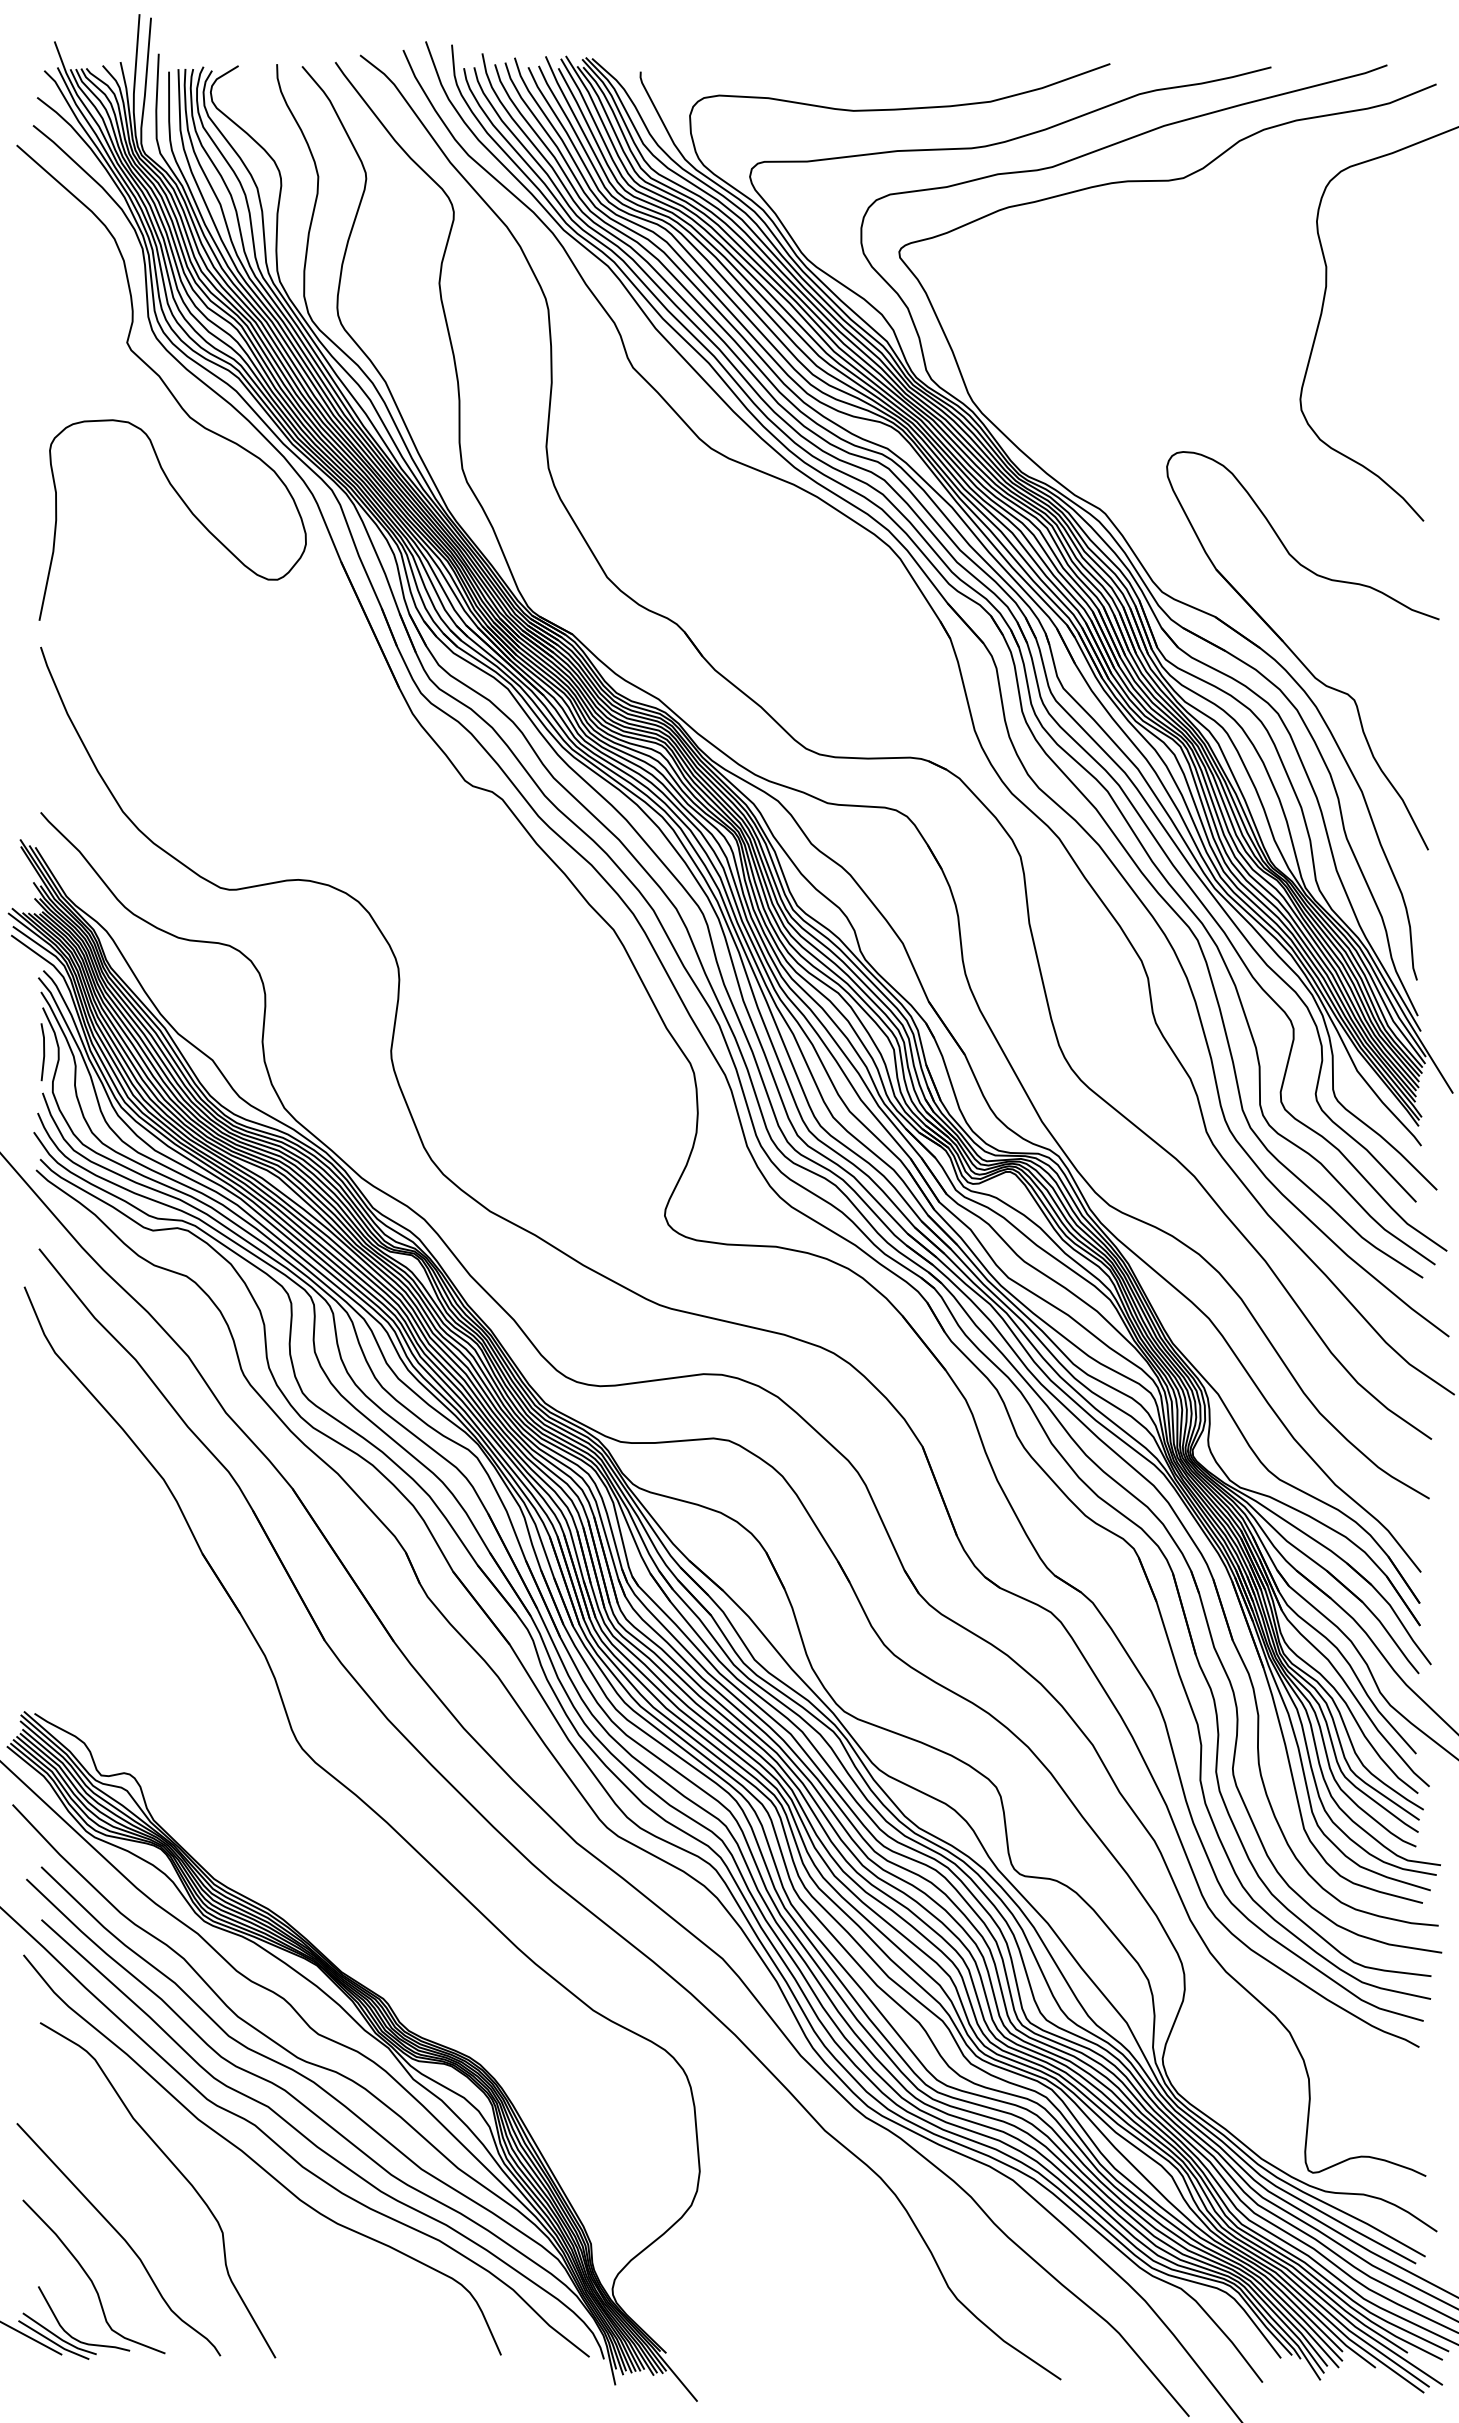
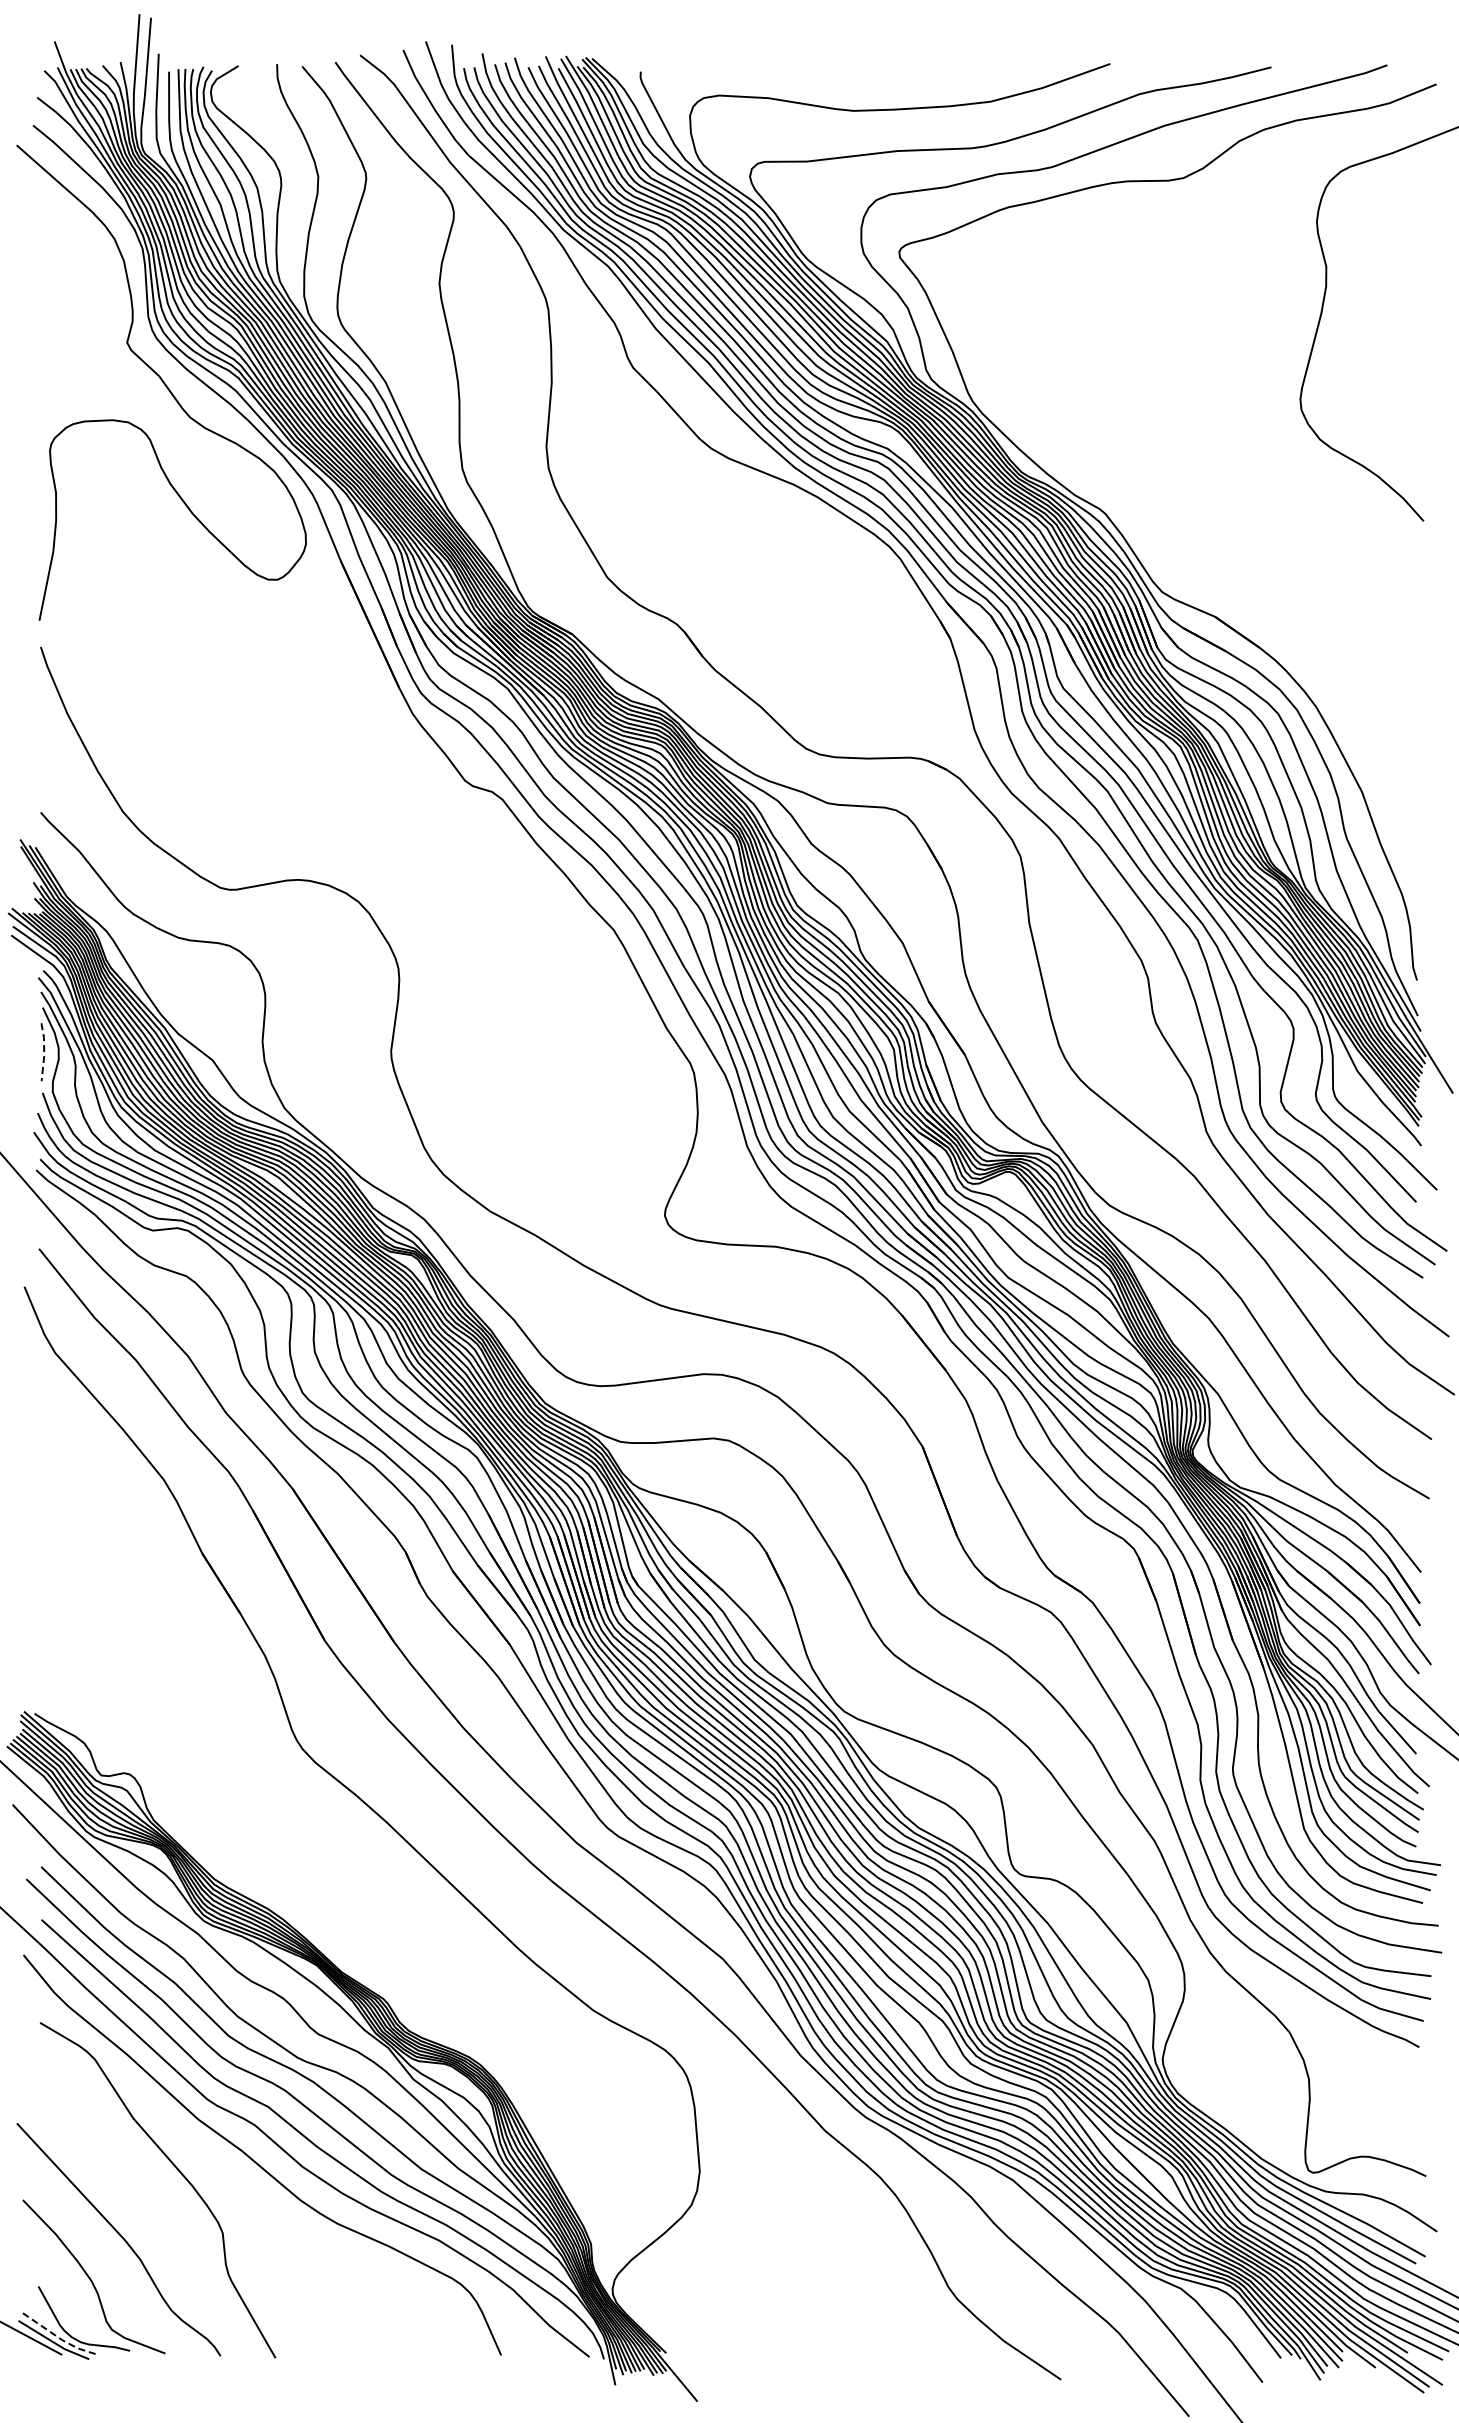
part: present -> none (1296, 655)
line: solid -> dashed (44, 1052)
line: solid -> dashed (59, 2338)
